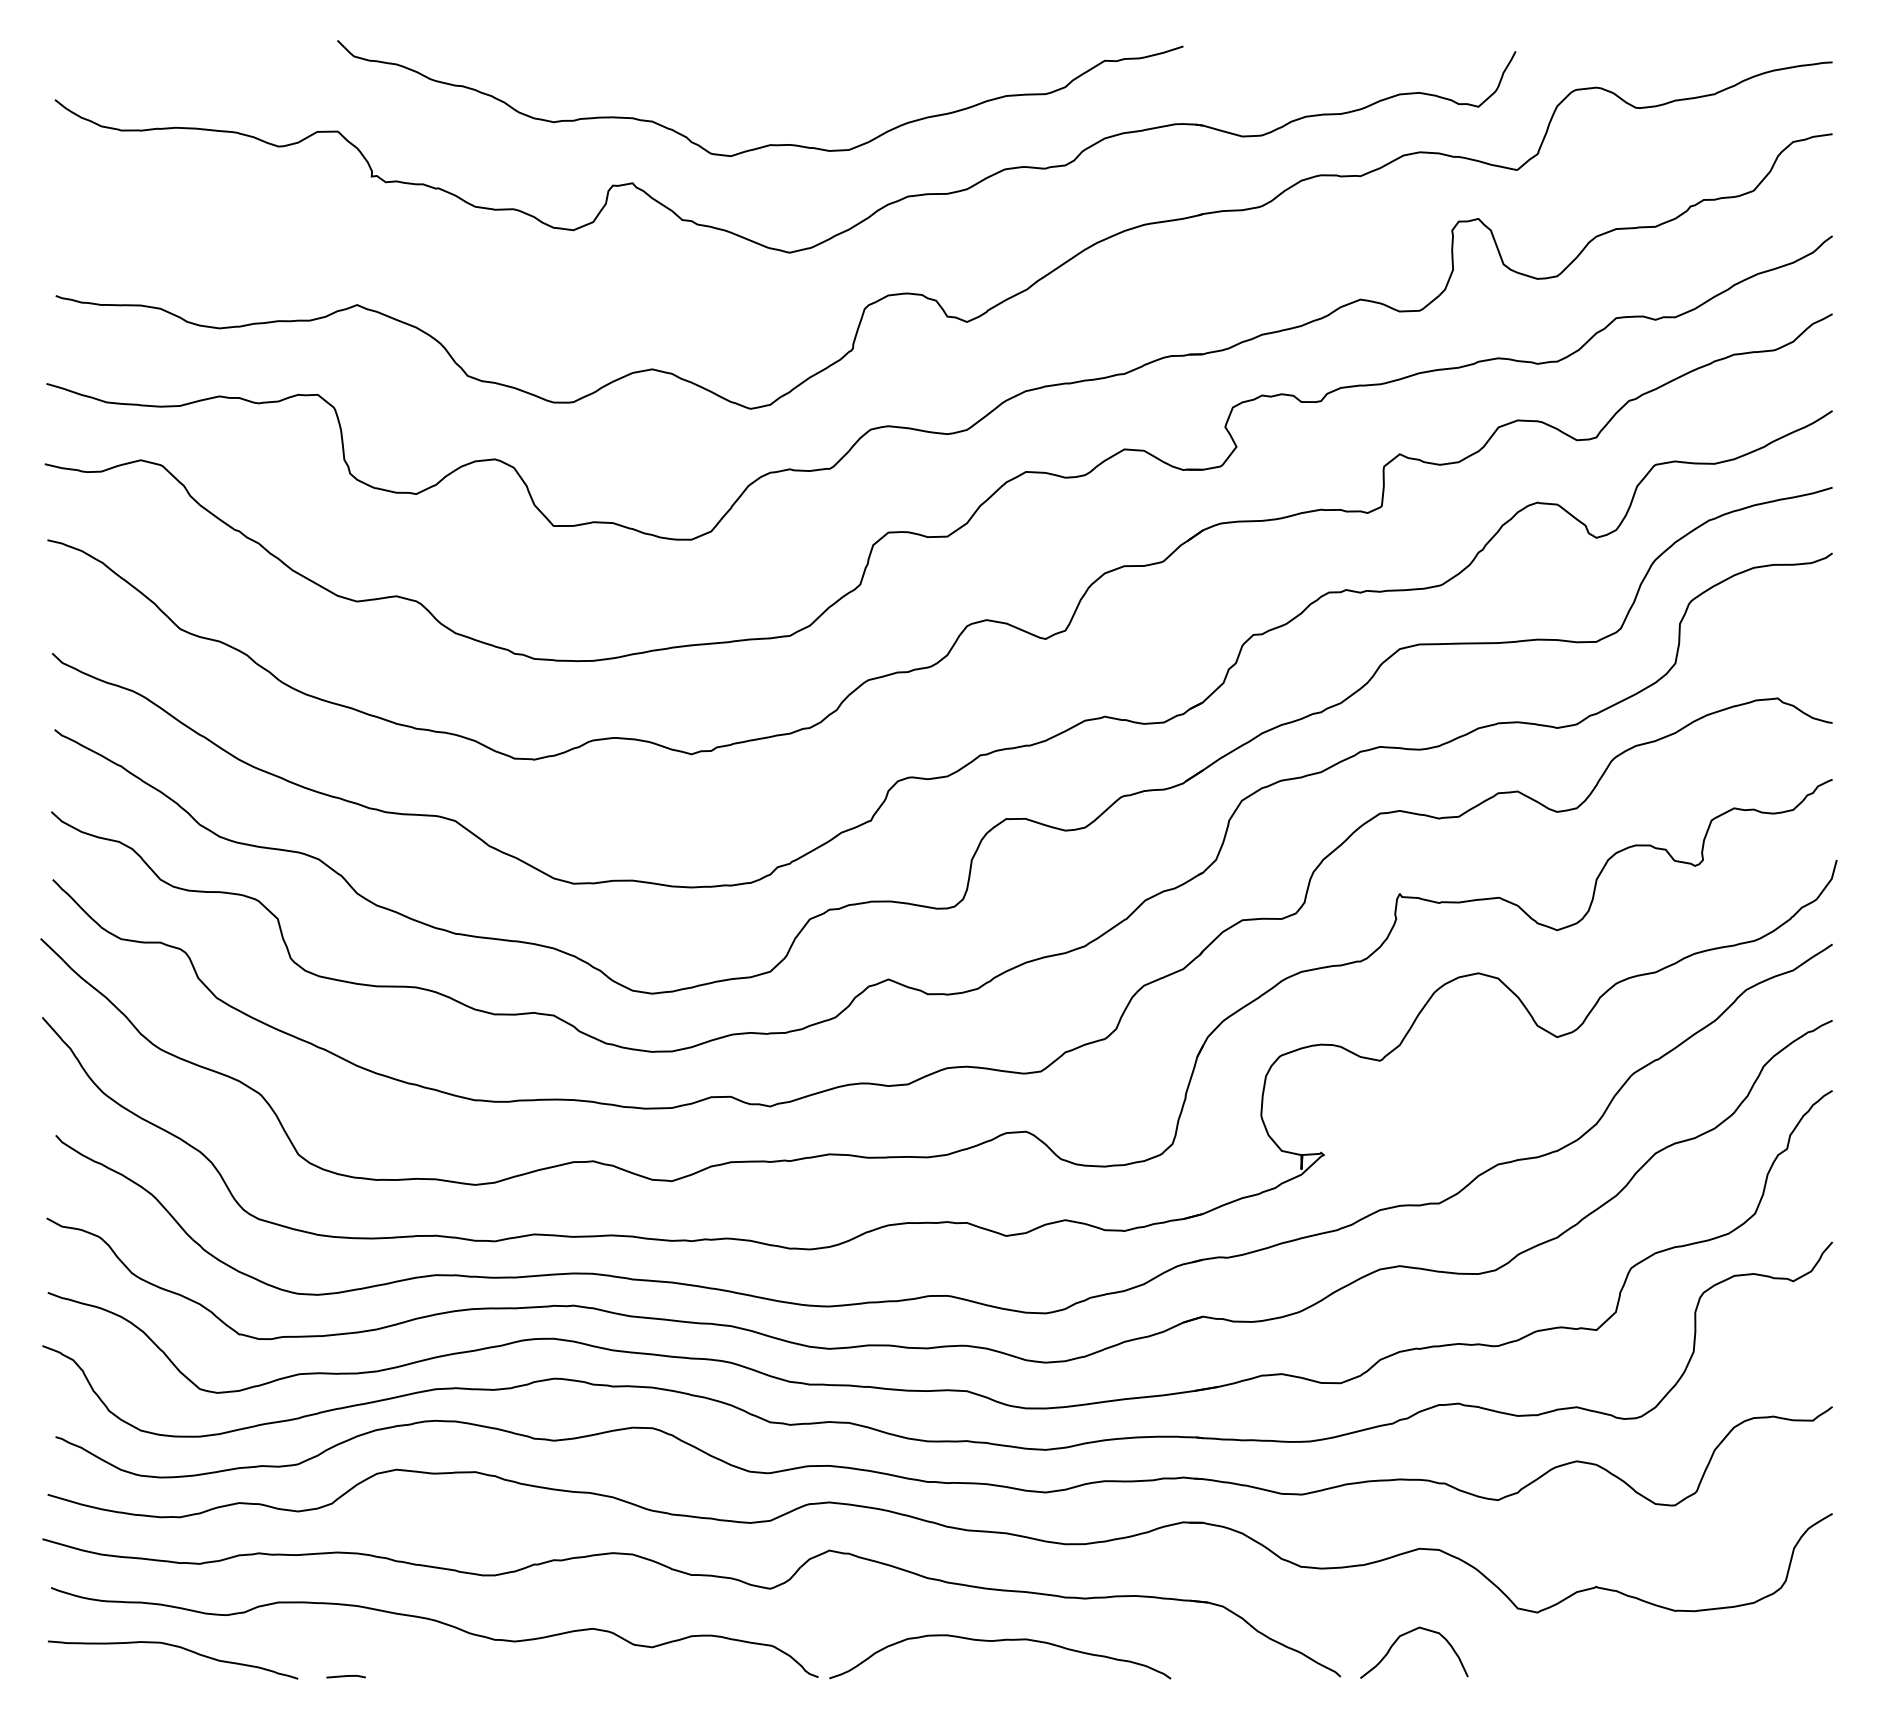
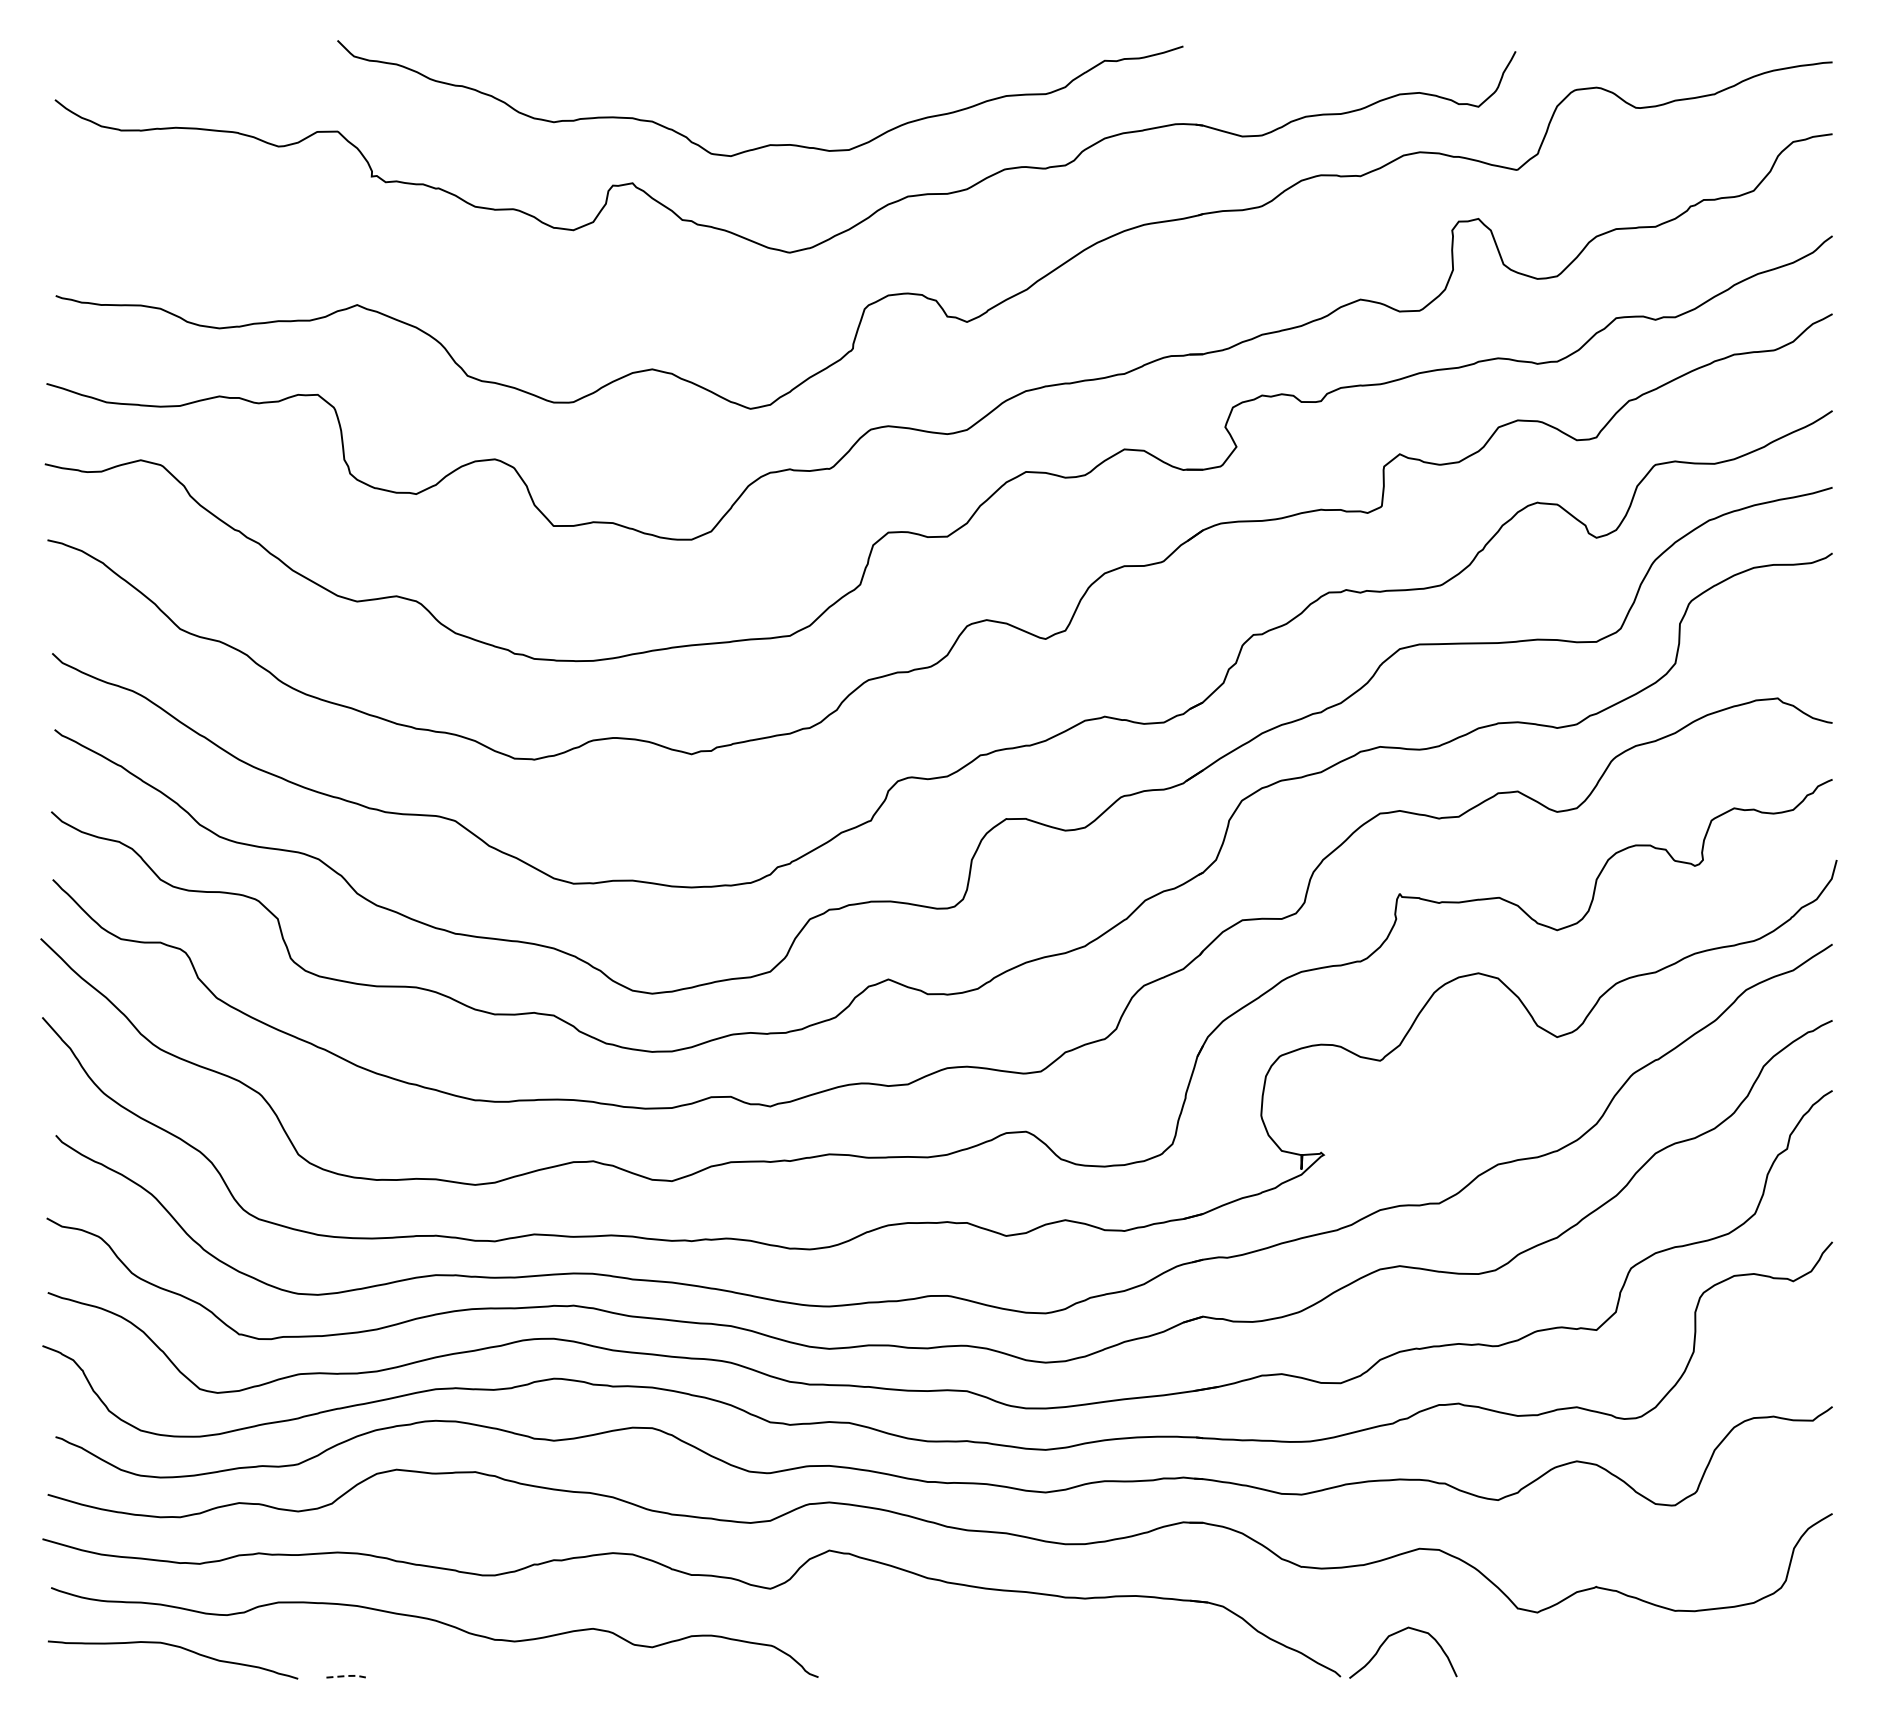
curve position: (1406, 1634) -> (1395, 1634) (1395, 1634)
curve: present -> none (1000, 1641)
line: solid -> dashed (347, 1675)
